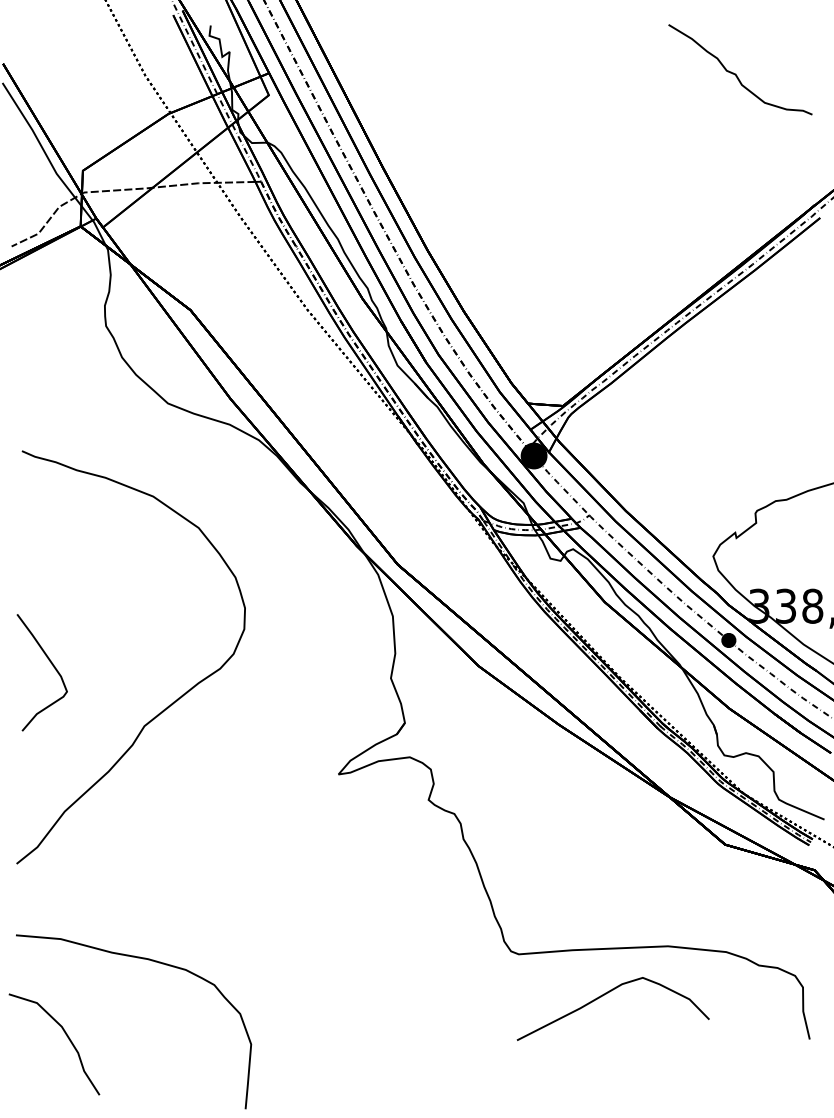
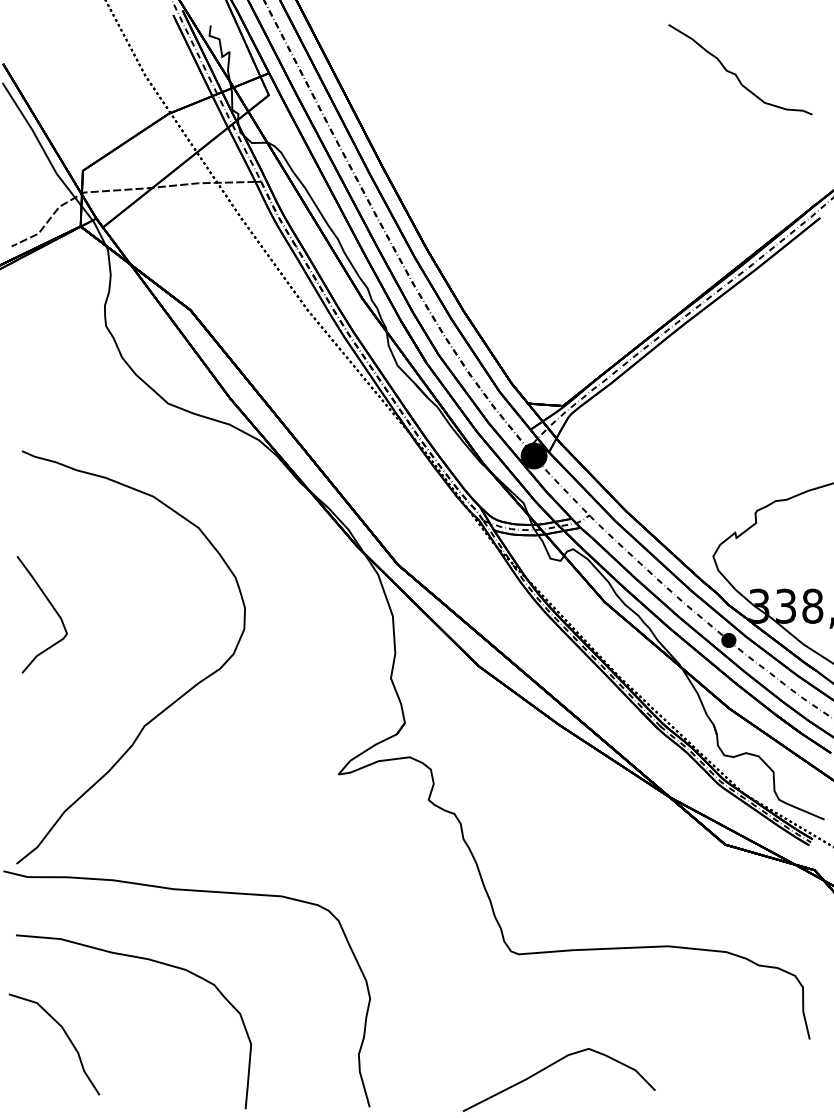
curve position: (50, 663) -> (50, 605) (50, 605)
curve: none -> present (188, 891)
curve position: (603, 996) -> (549, 1067) (549, 1067)
